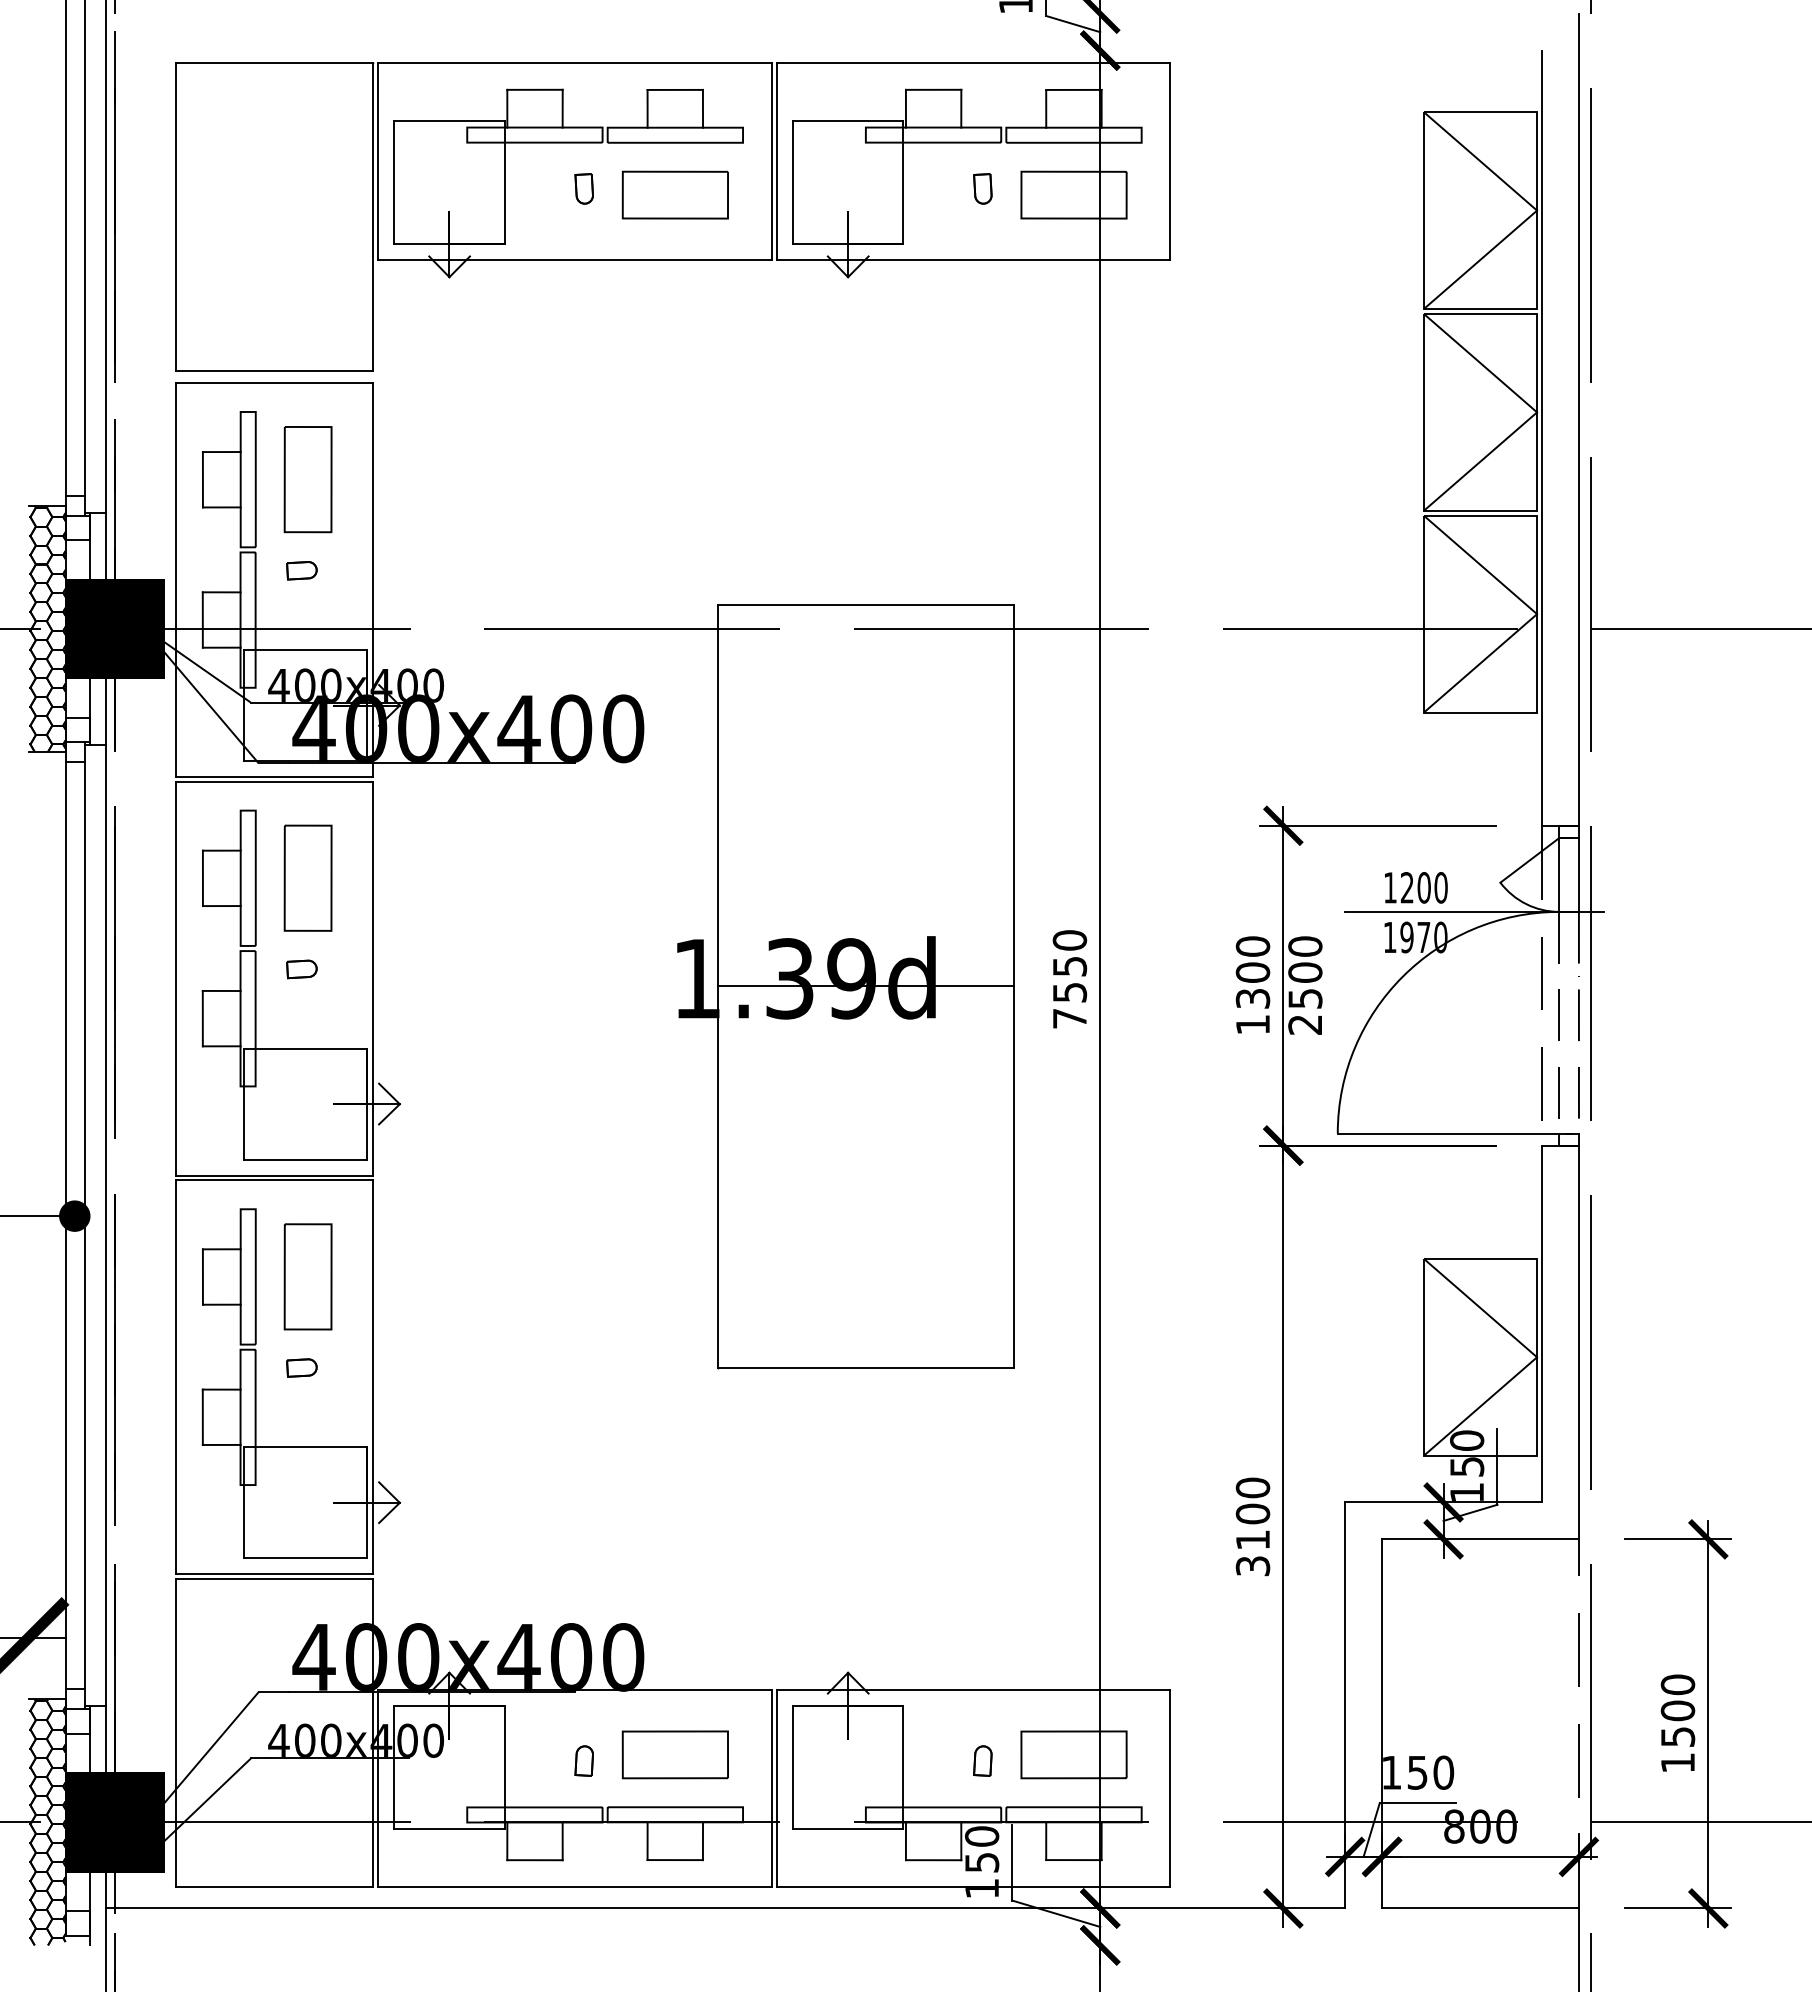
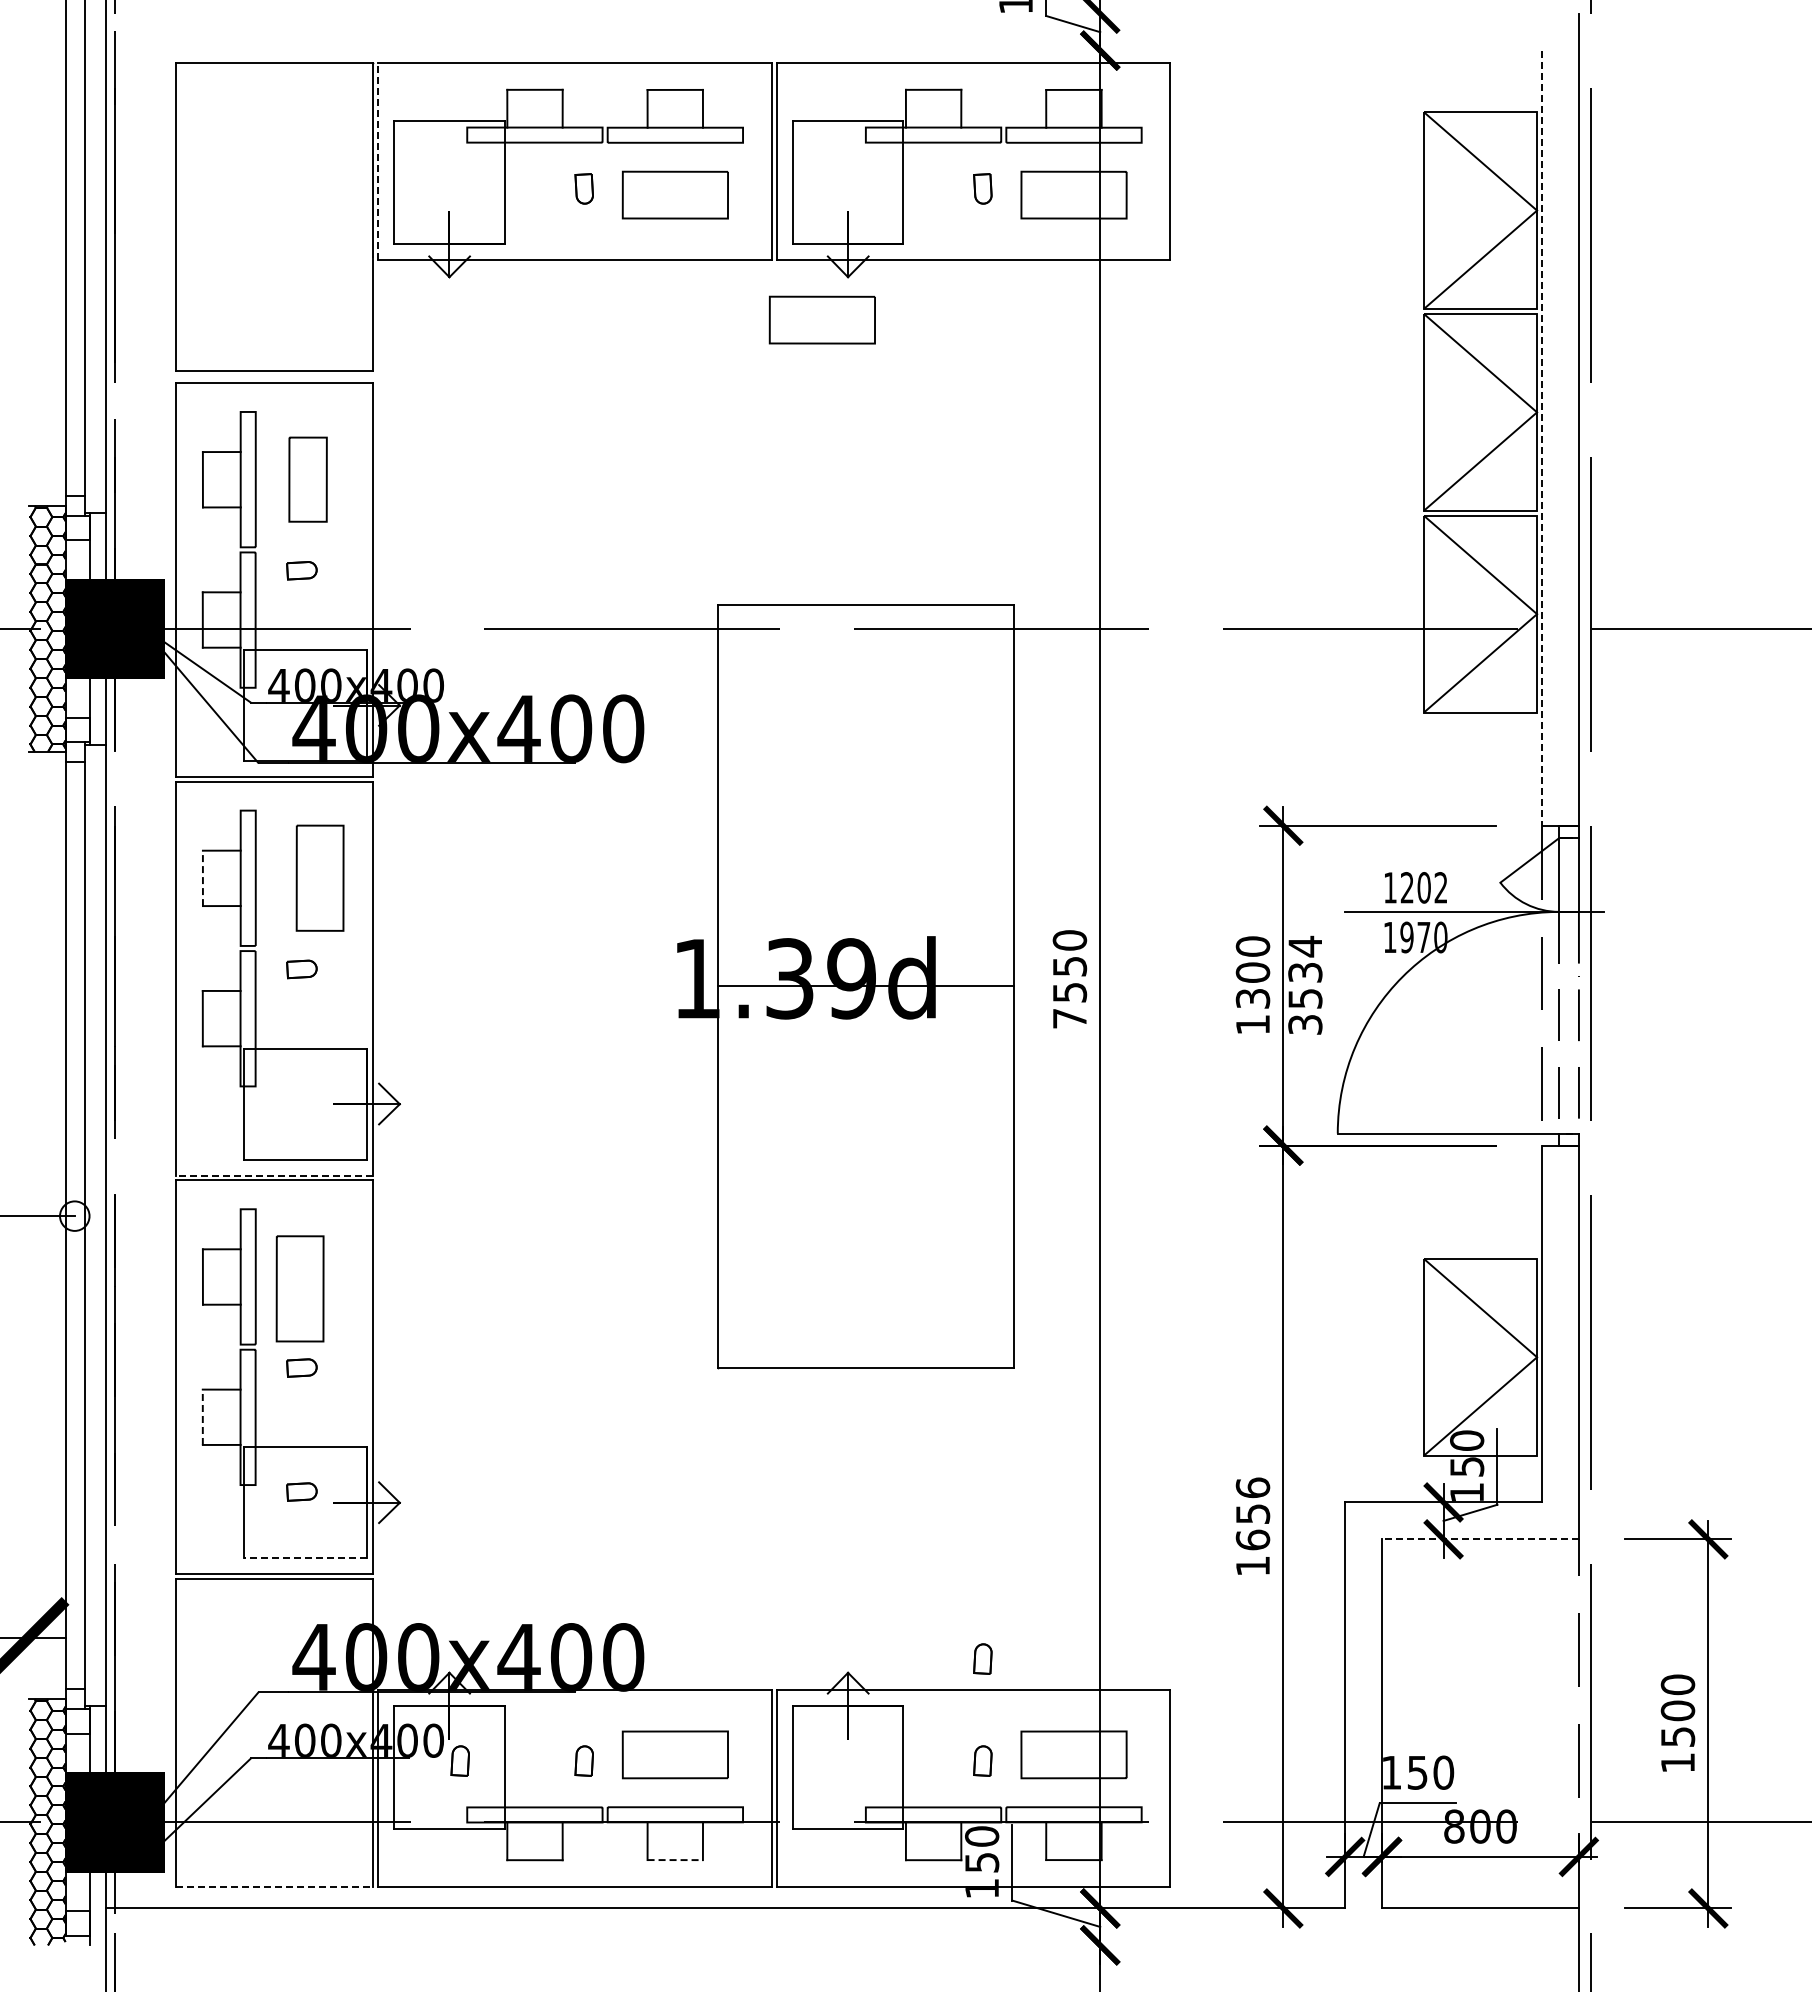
line: solid -> dashed (378, 161)
part: none -> present (821, 319)
line: solid -> dashed (1542, 438)
part size: 50x108 px -> 40x87 px (307, 479)
part position: (307, 877) -> (319, 877) (319, 877)
line: solid -> dashed (202, 878)
text: 1200 -> 1202 (1440, 887)
text: 2500 -> 3534 (1305, 984)
line: solid -> dashed (274, 1175)
fill: present -> none (74, 1215)
part position: (307, 1276) -> (299, 1288) (299, 1288)
line: solid -> dashed (202, 1417)
part: none -> present (301, 1491)
text: 3100 -> 1656 (1252, 1526)
line: solid -> dashed (1479, 1539)
line: solid -> dashed (305, 1558)
part: none -> present (982, 1658)
part: none -> present (459, 1760)
line: solid -> dashed (675, 1860)
line: solid -> dashed (275, 1886)
